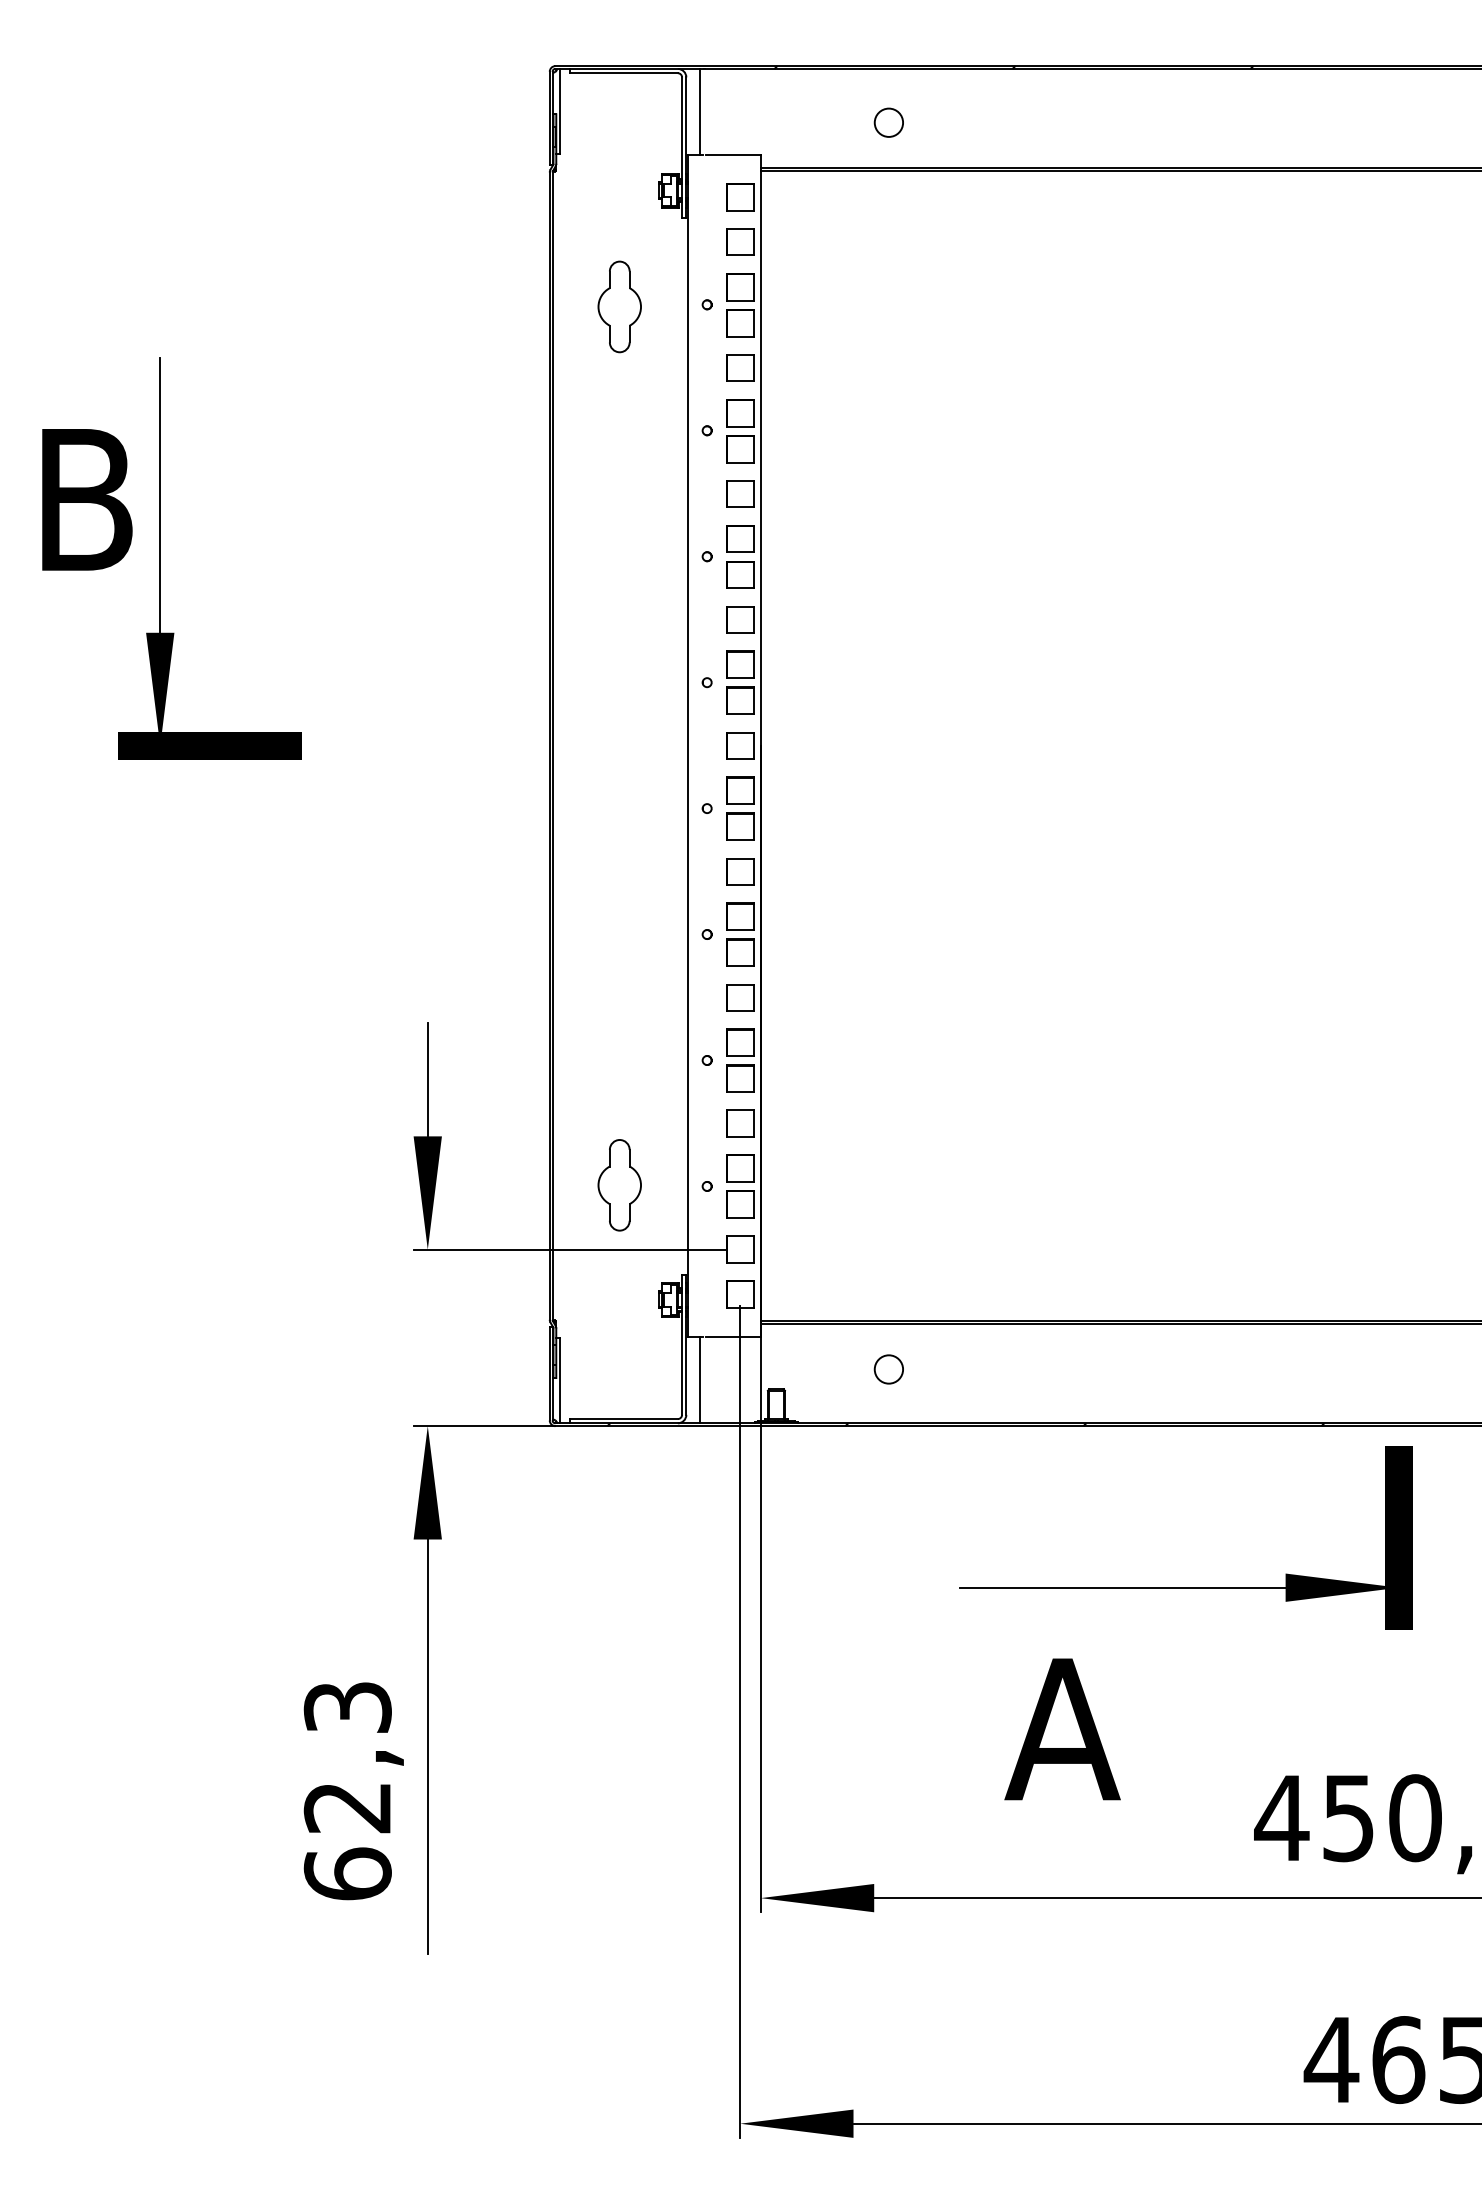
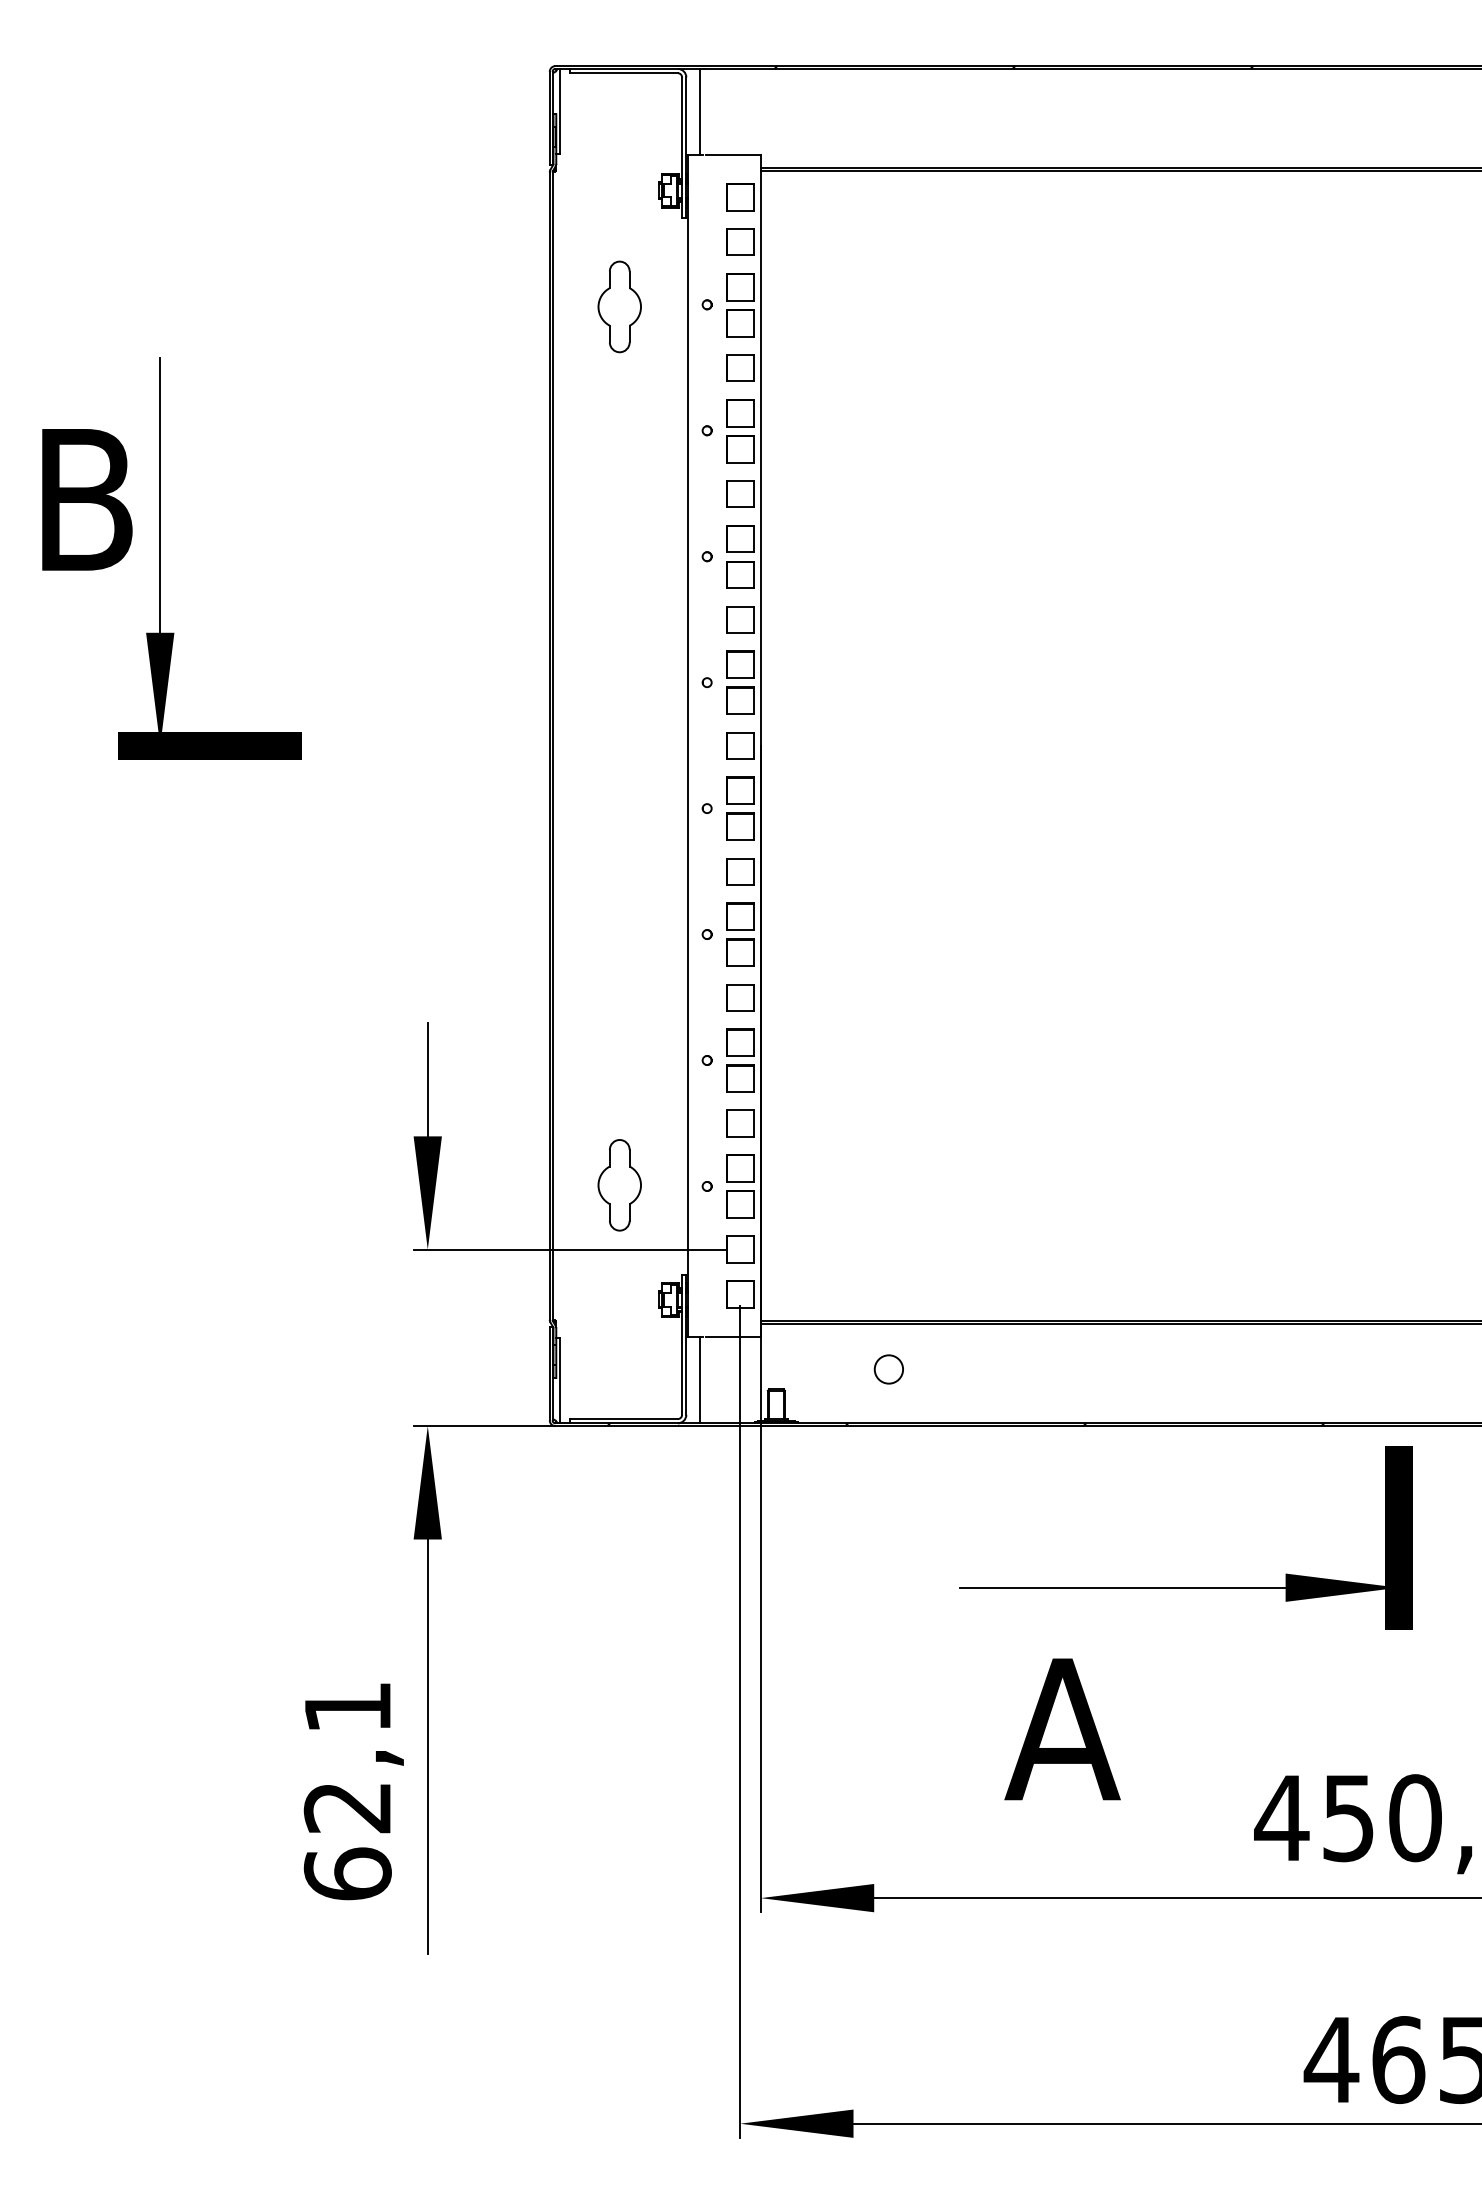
circle: present -> none (888, 122)
text: 62,3 -> 62,1 (347, 1707)
